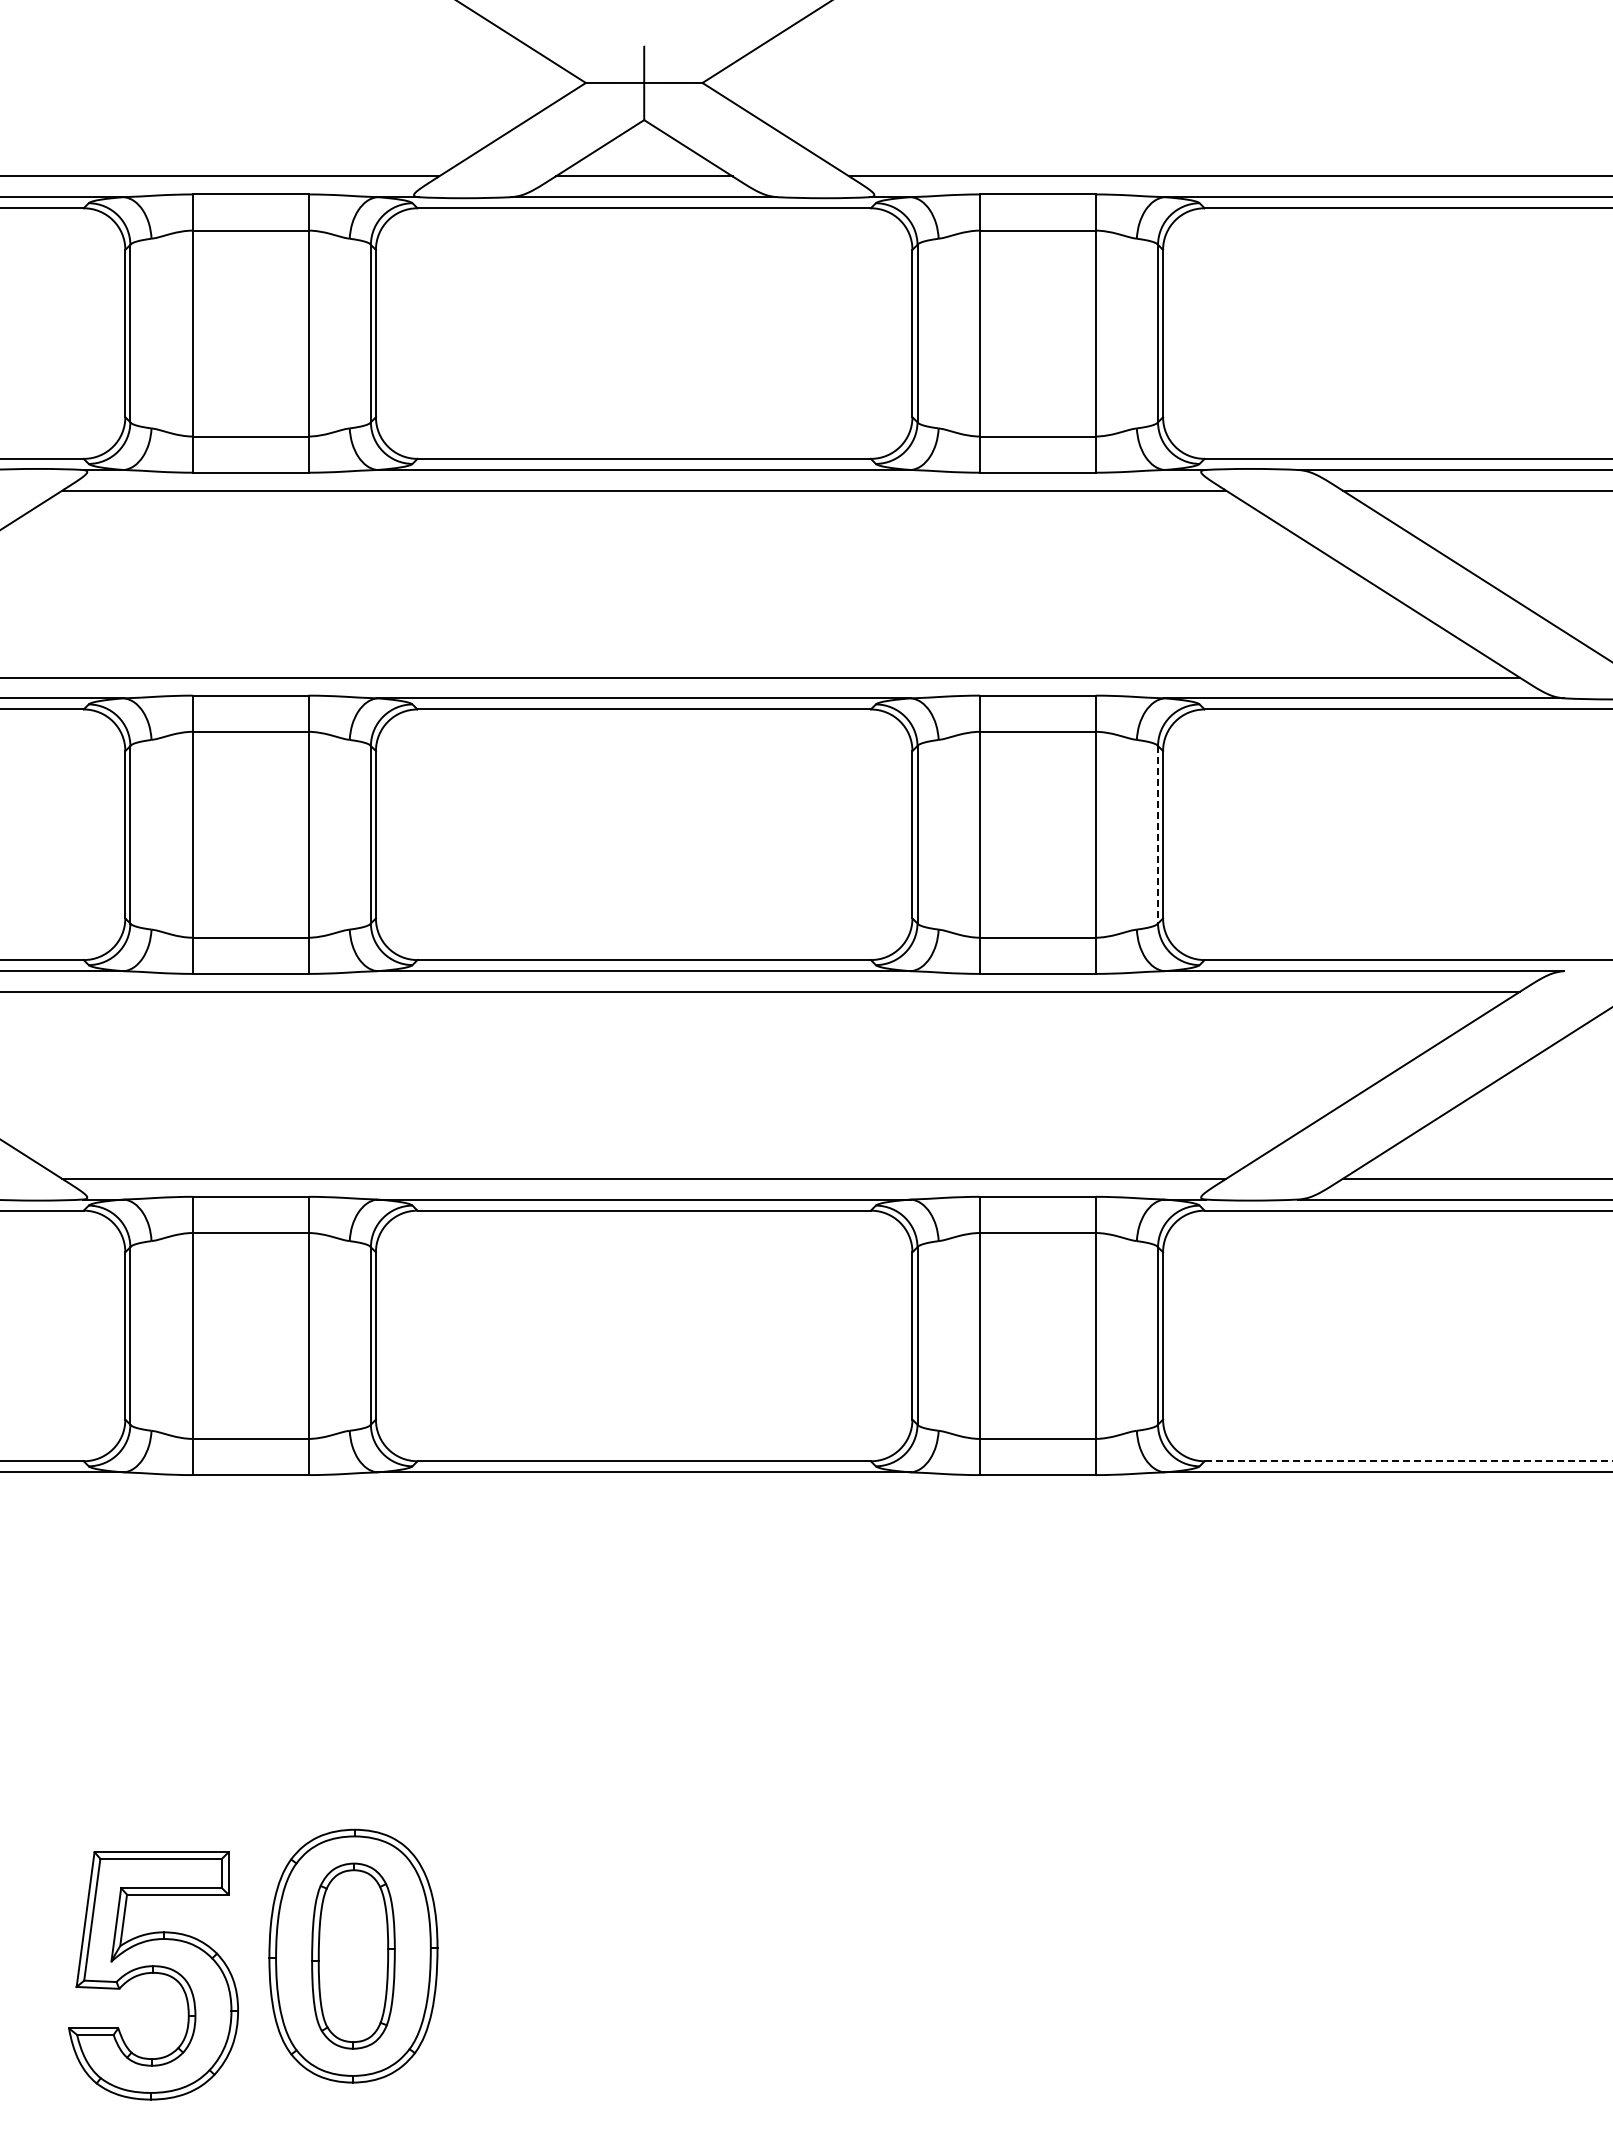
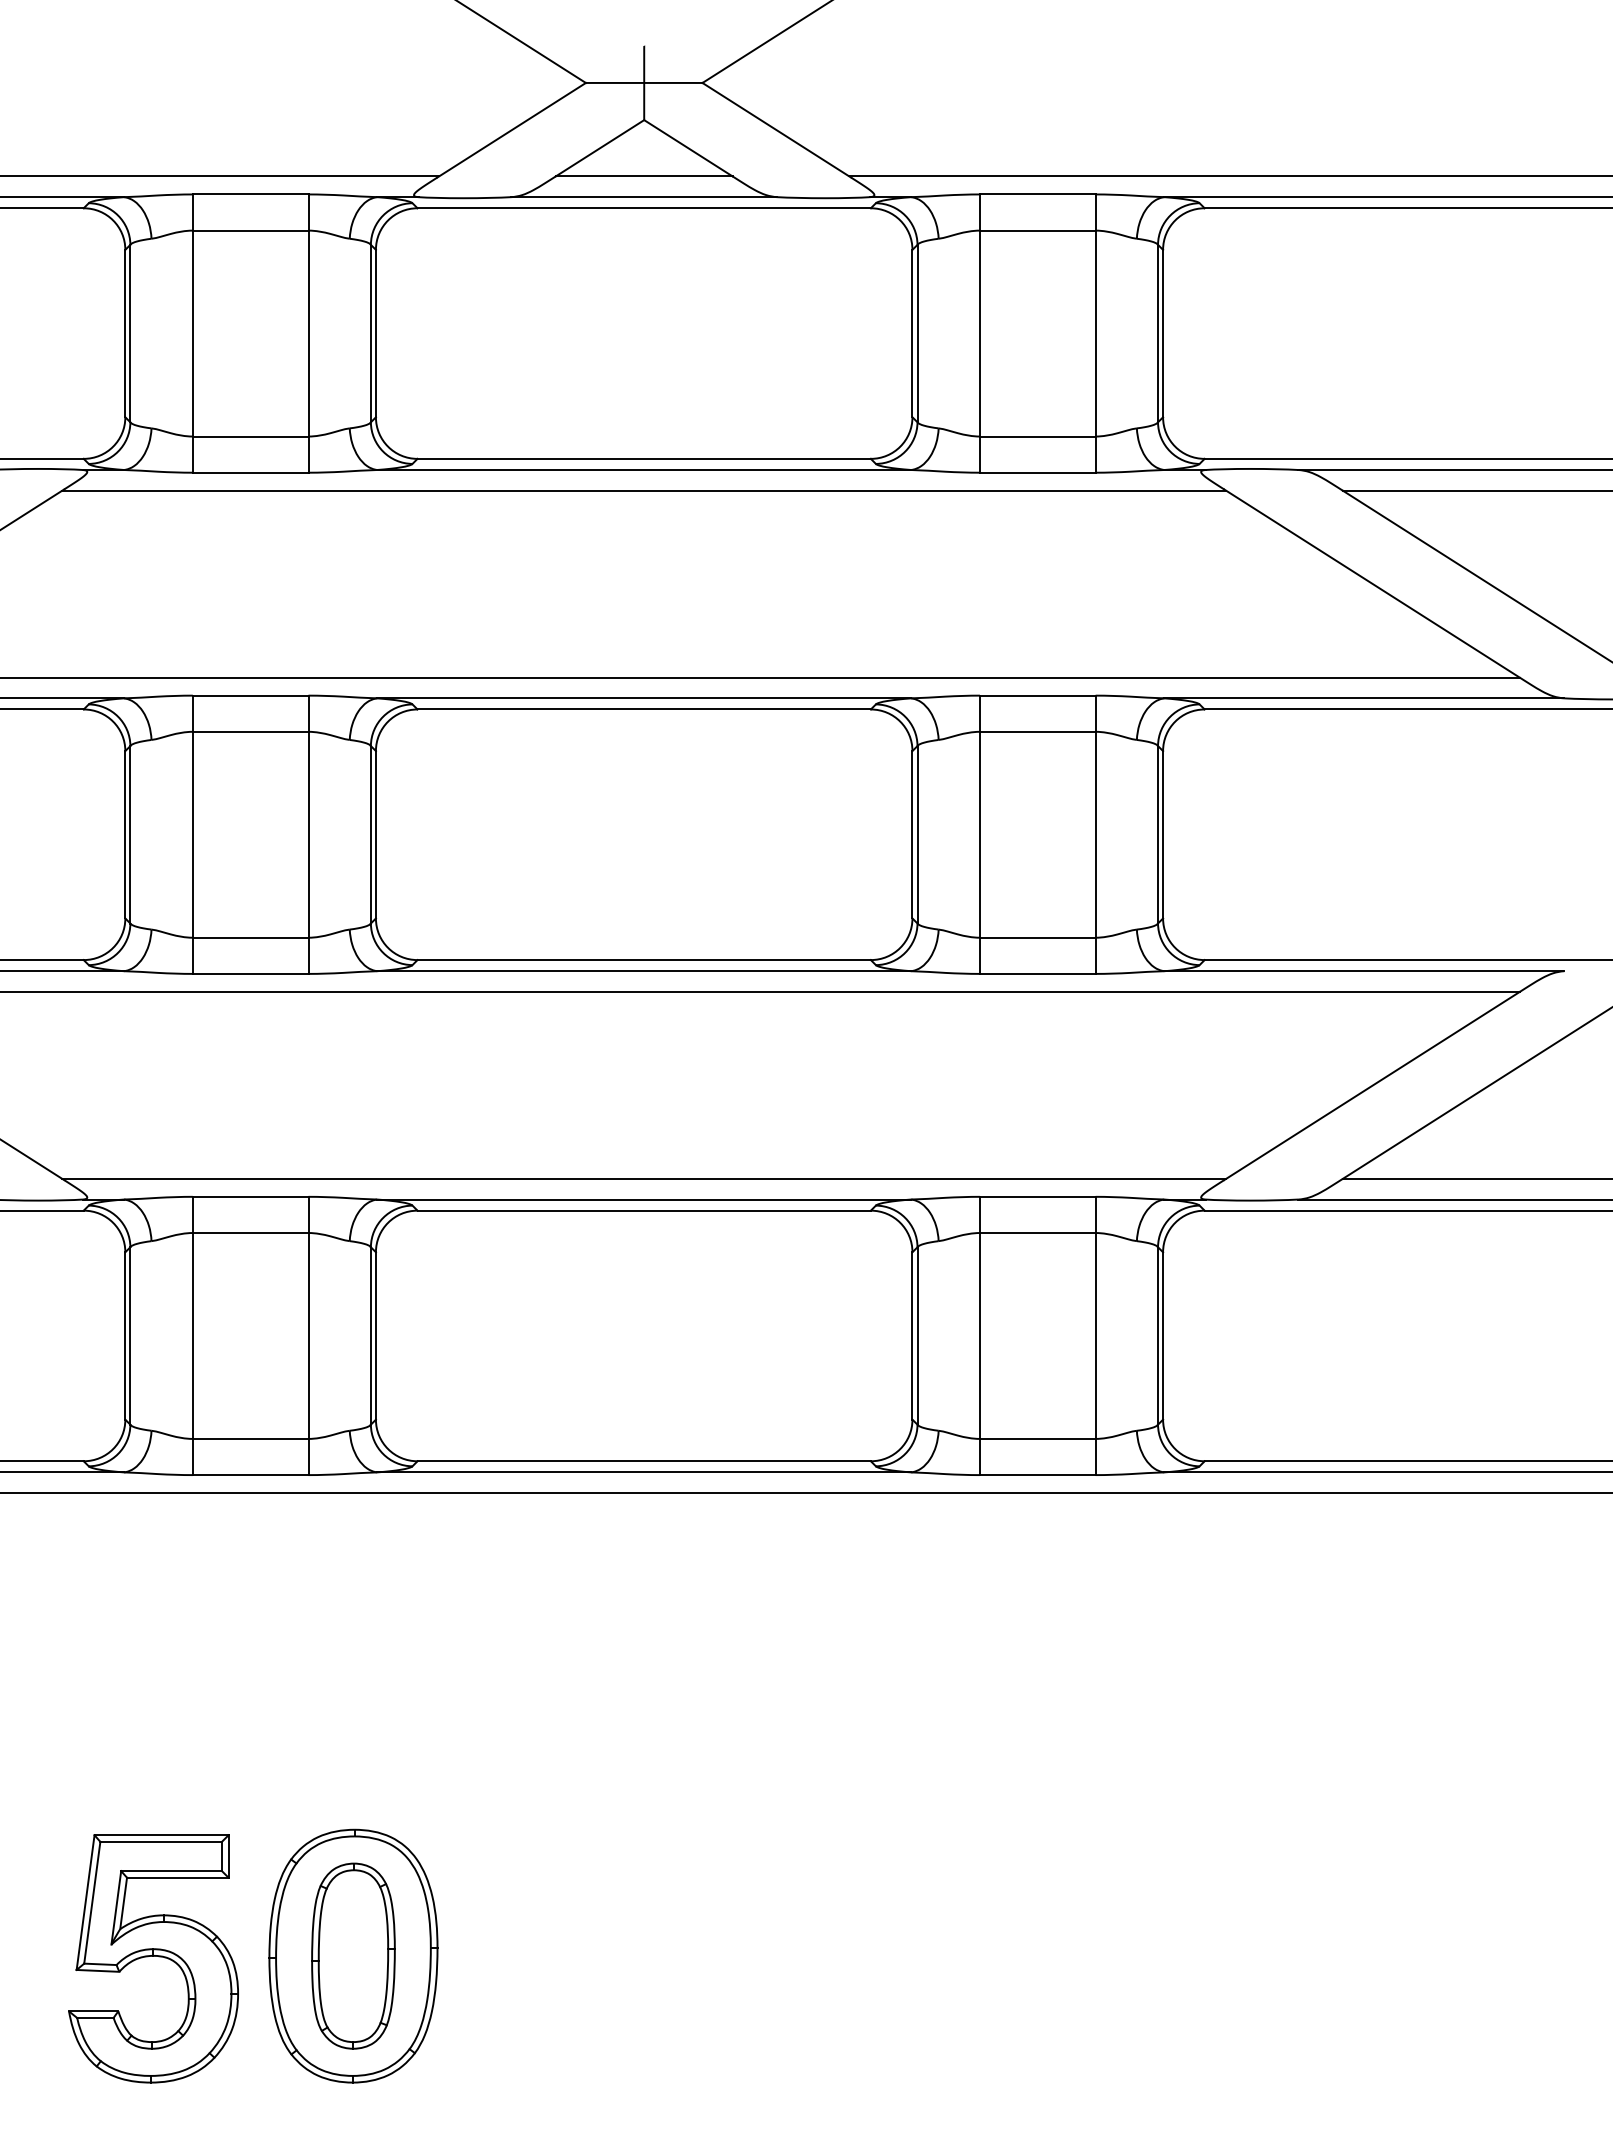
line: dashed -> solid (1158, 834)
line: dashed -> solid (1408, 1461)
line: none -> present (805, 1493)
part position: (153, 1975) -> (153, 1958) (153, 1958)
